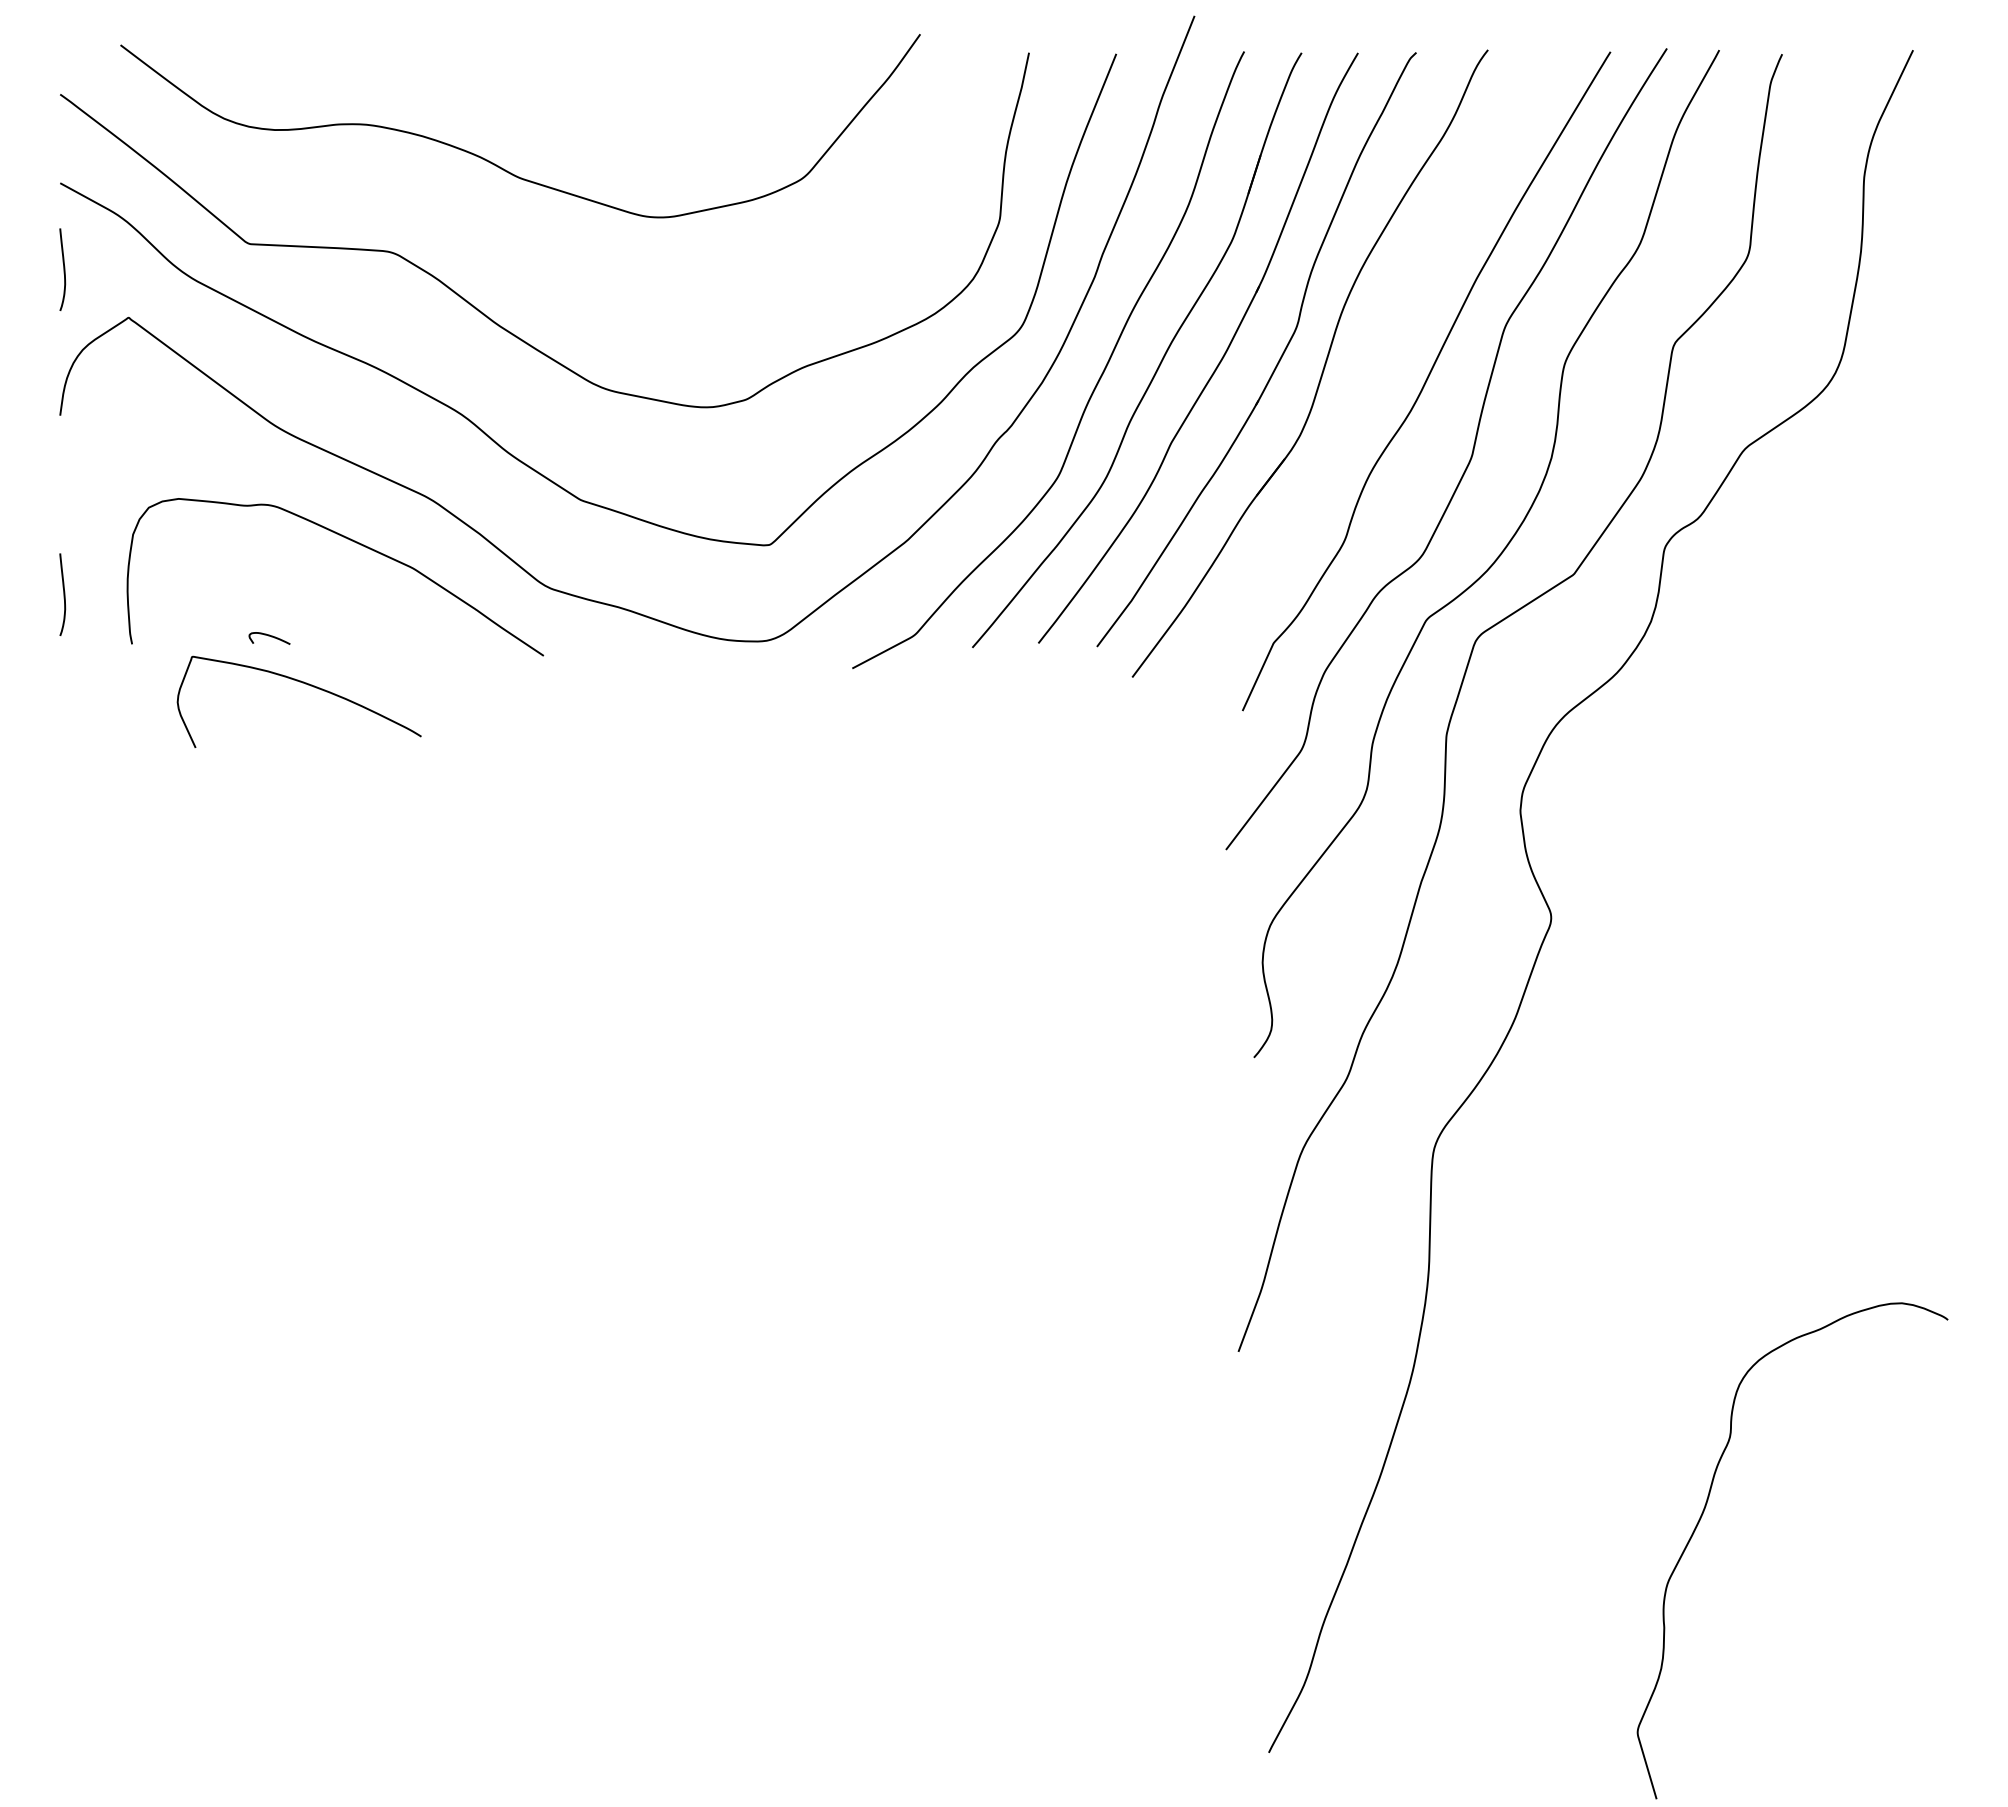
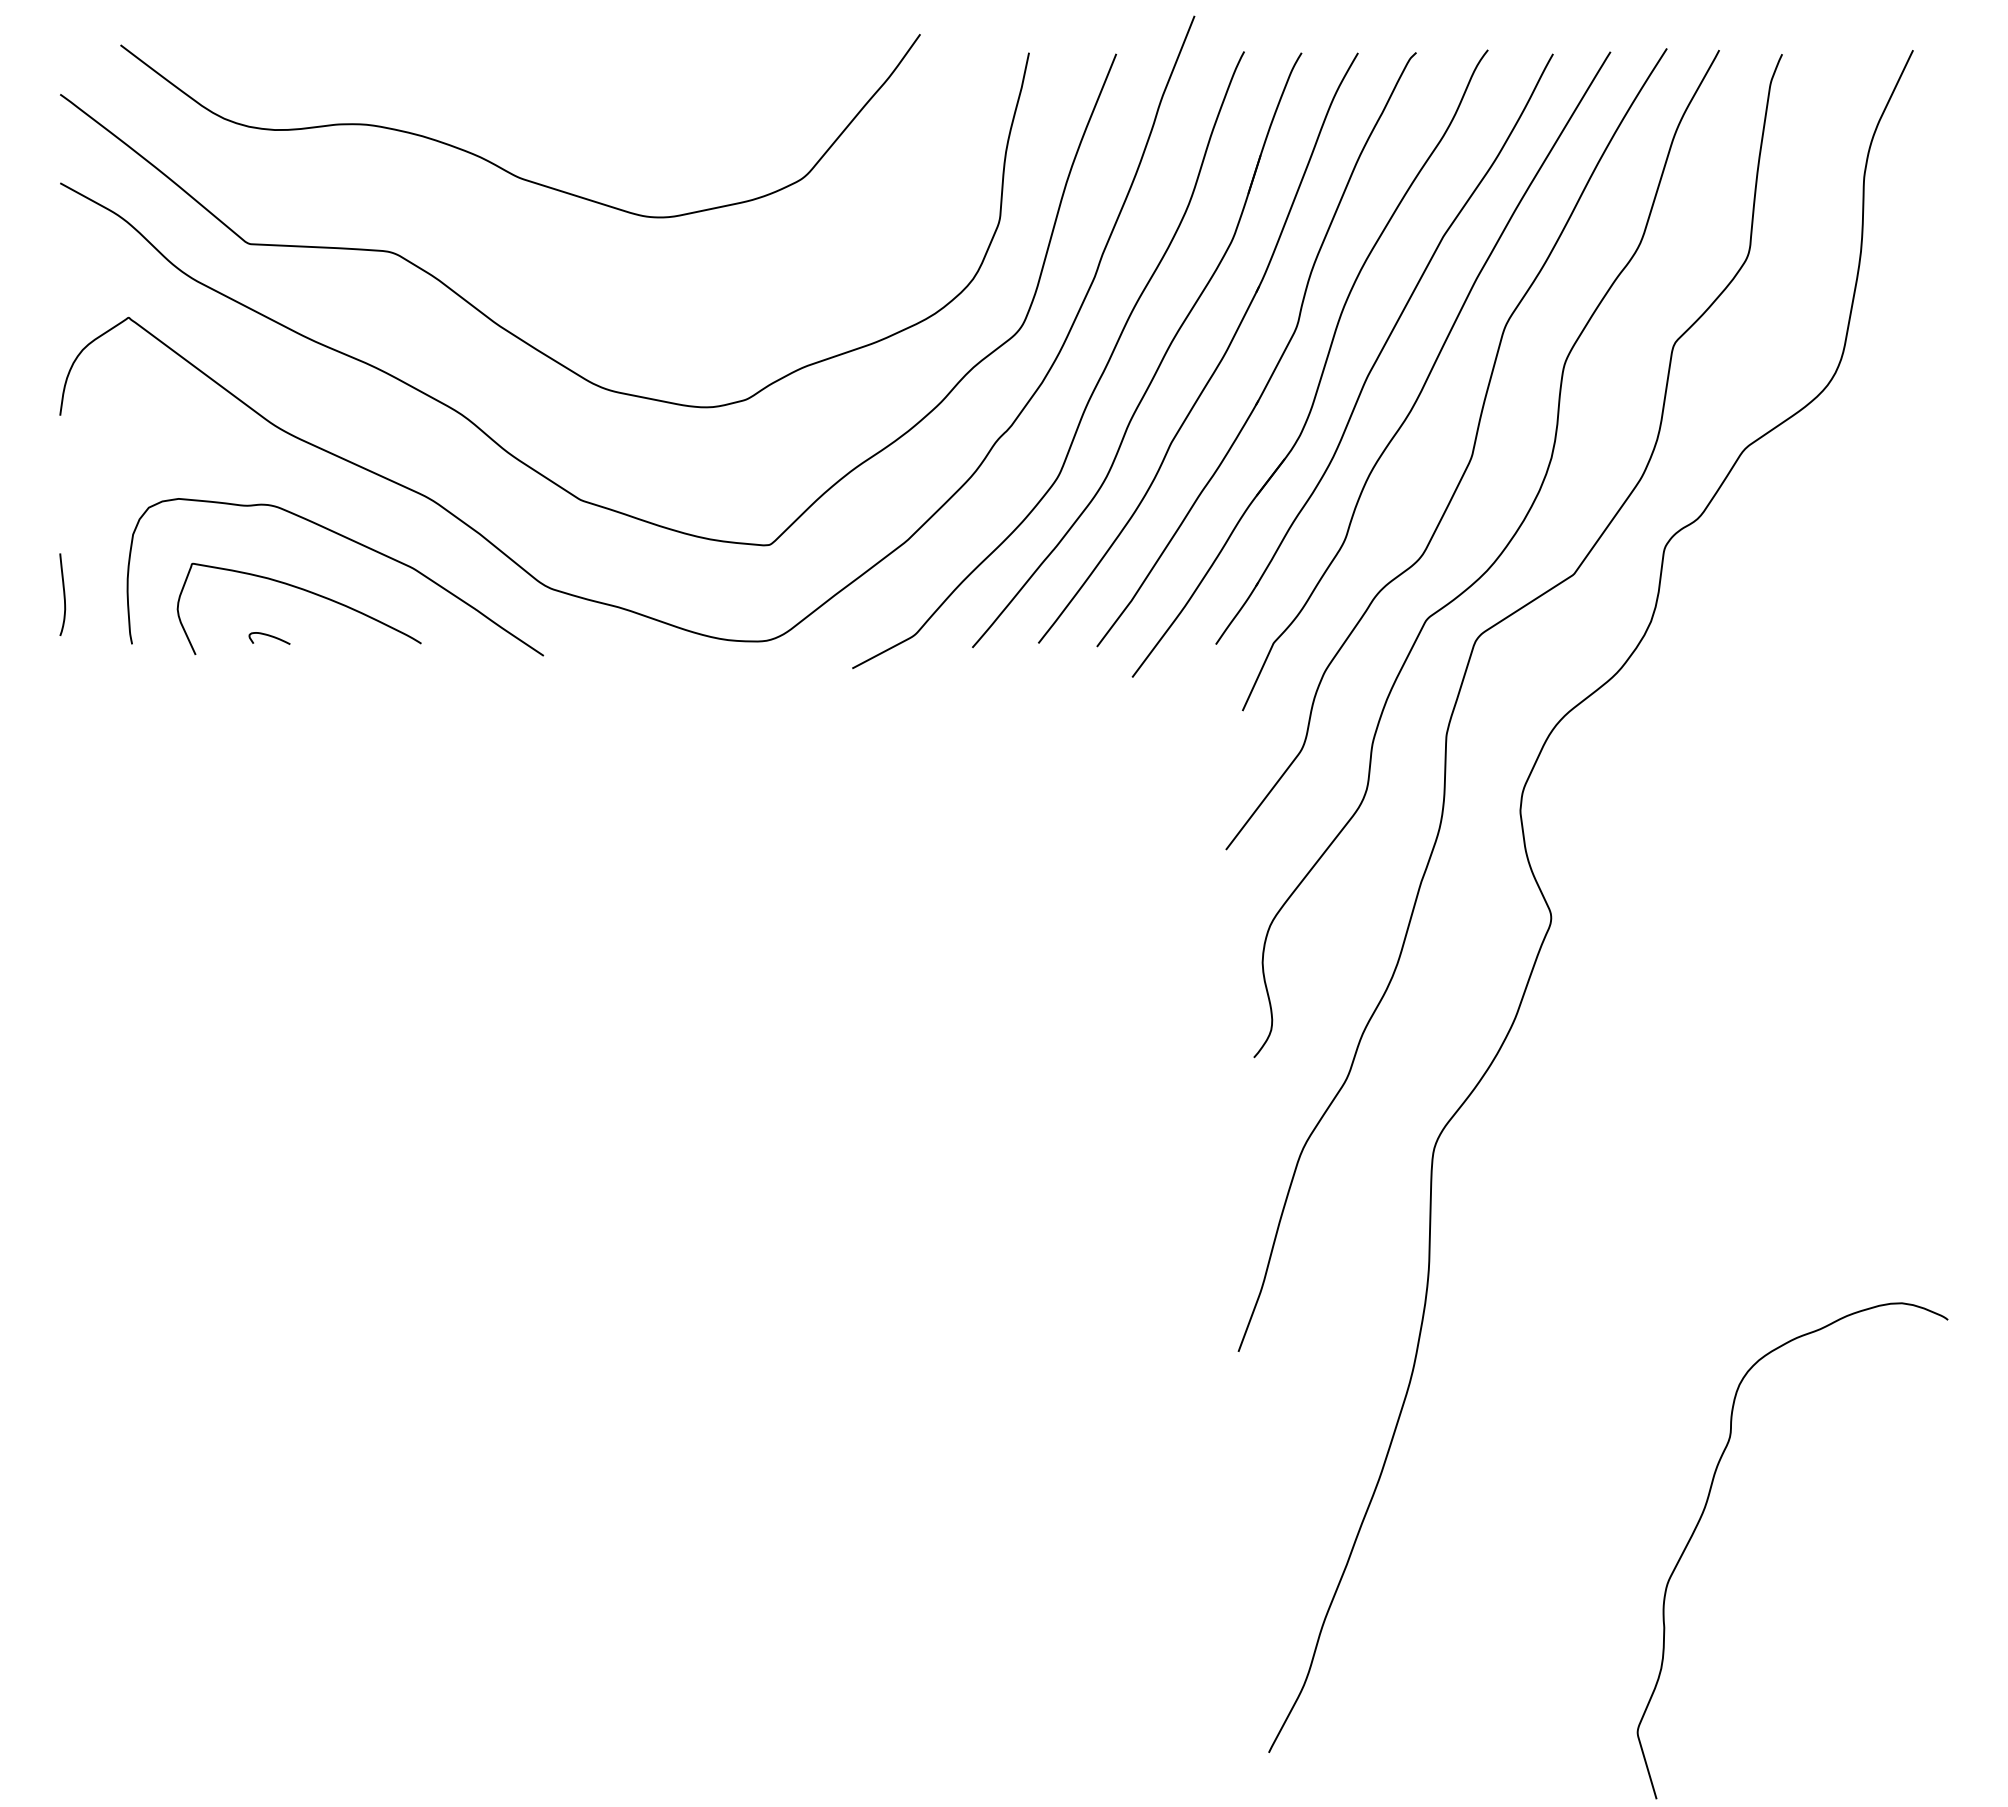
curve: present -> none (63, 269)
part: none -> present (1384, 348)
curve position: (305, 684) -> (305, 591) (305, 591)
